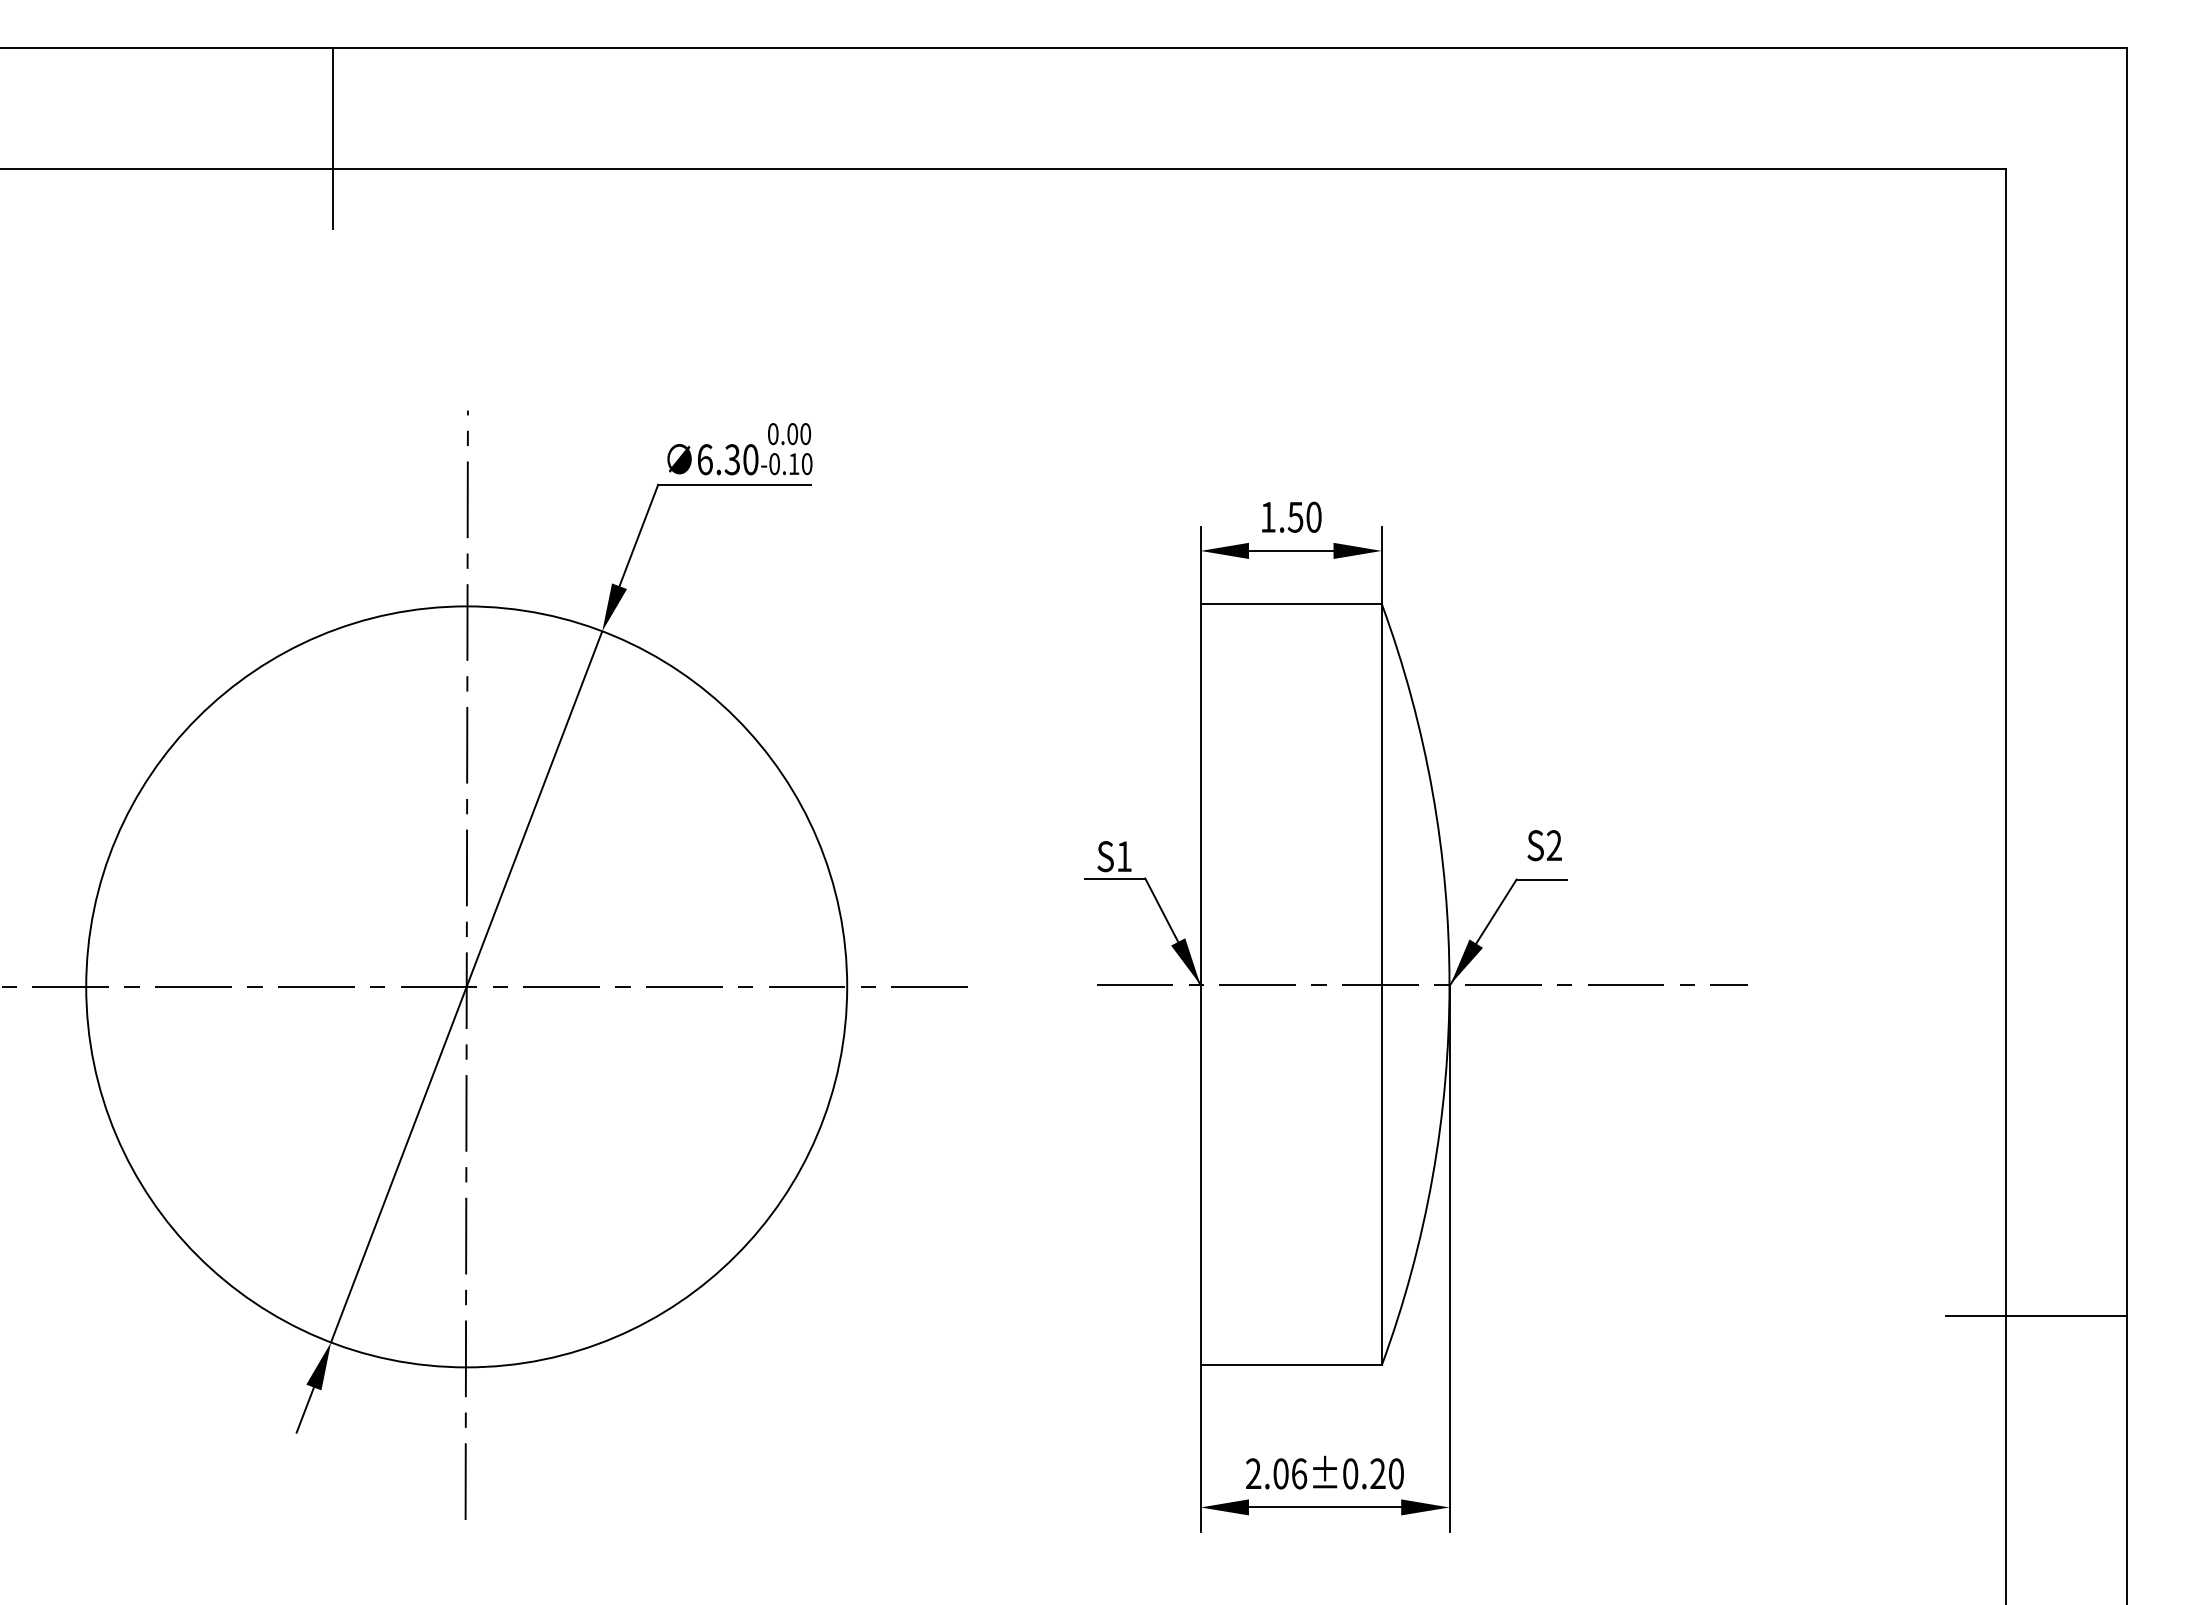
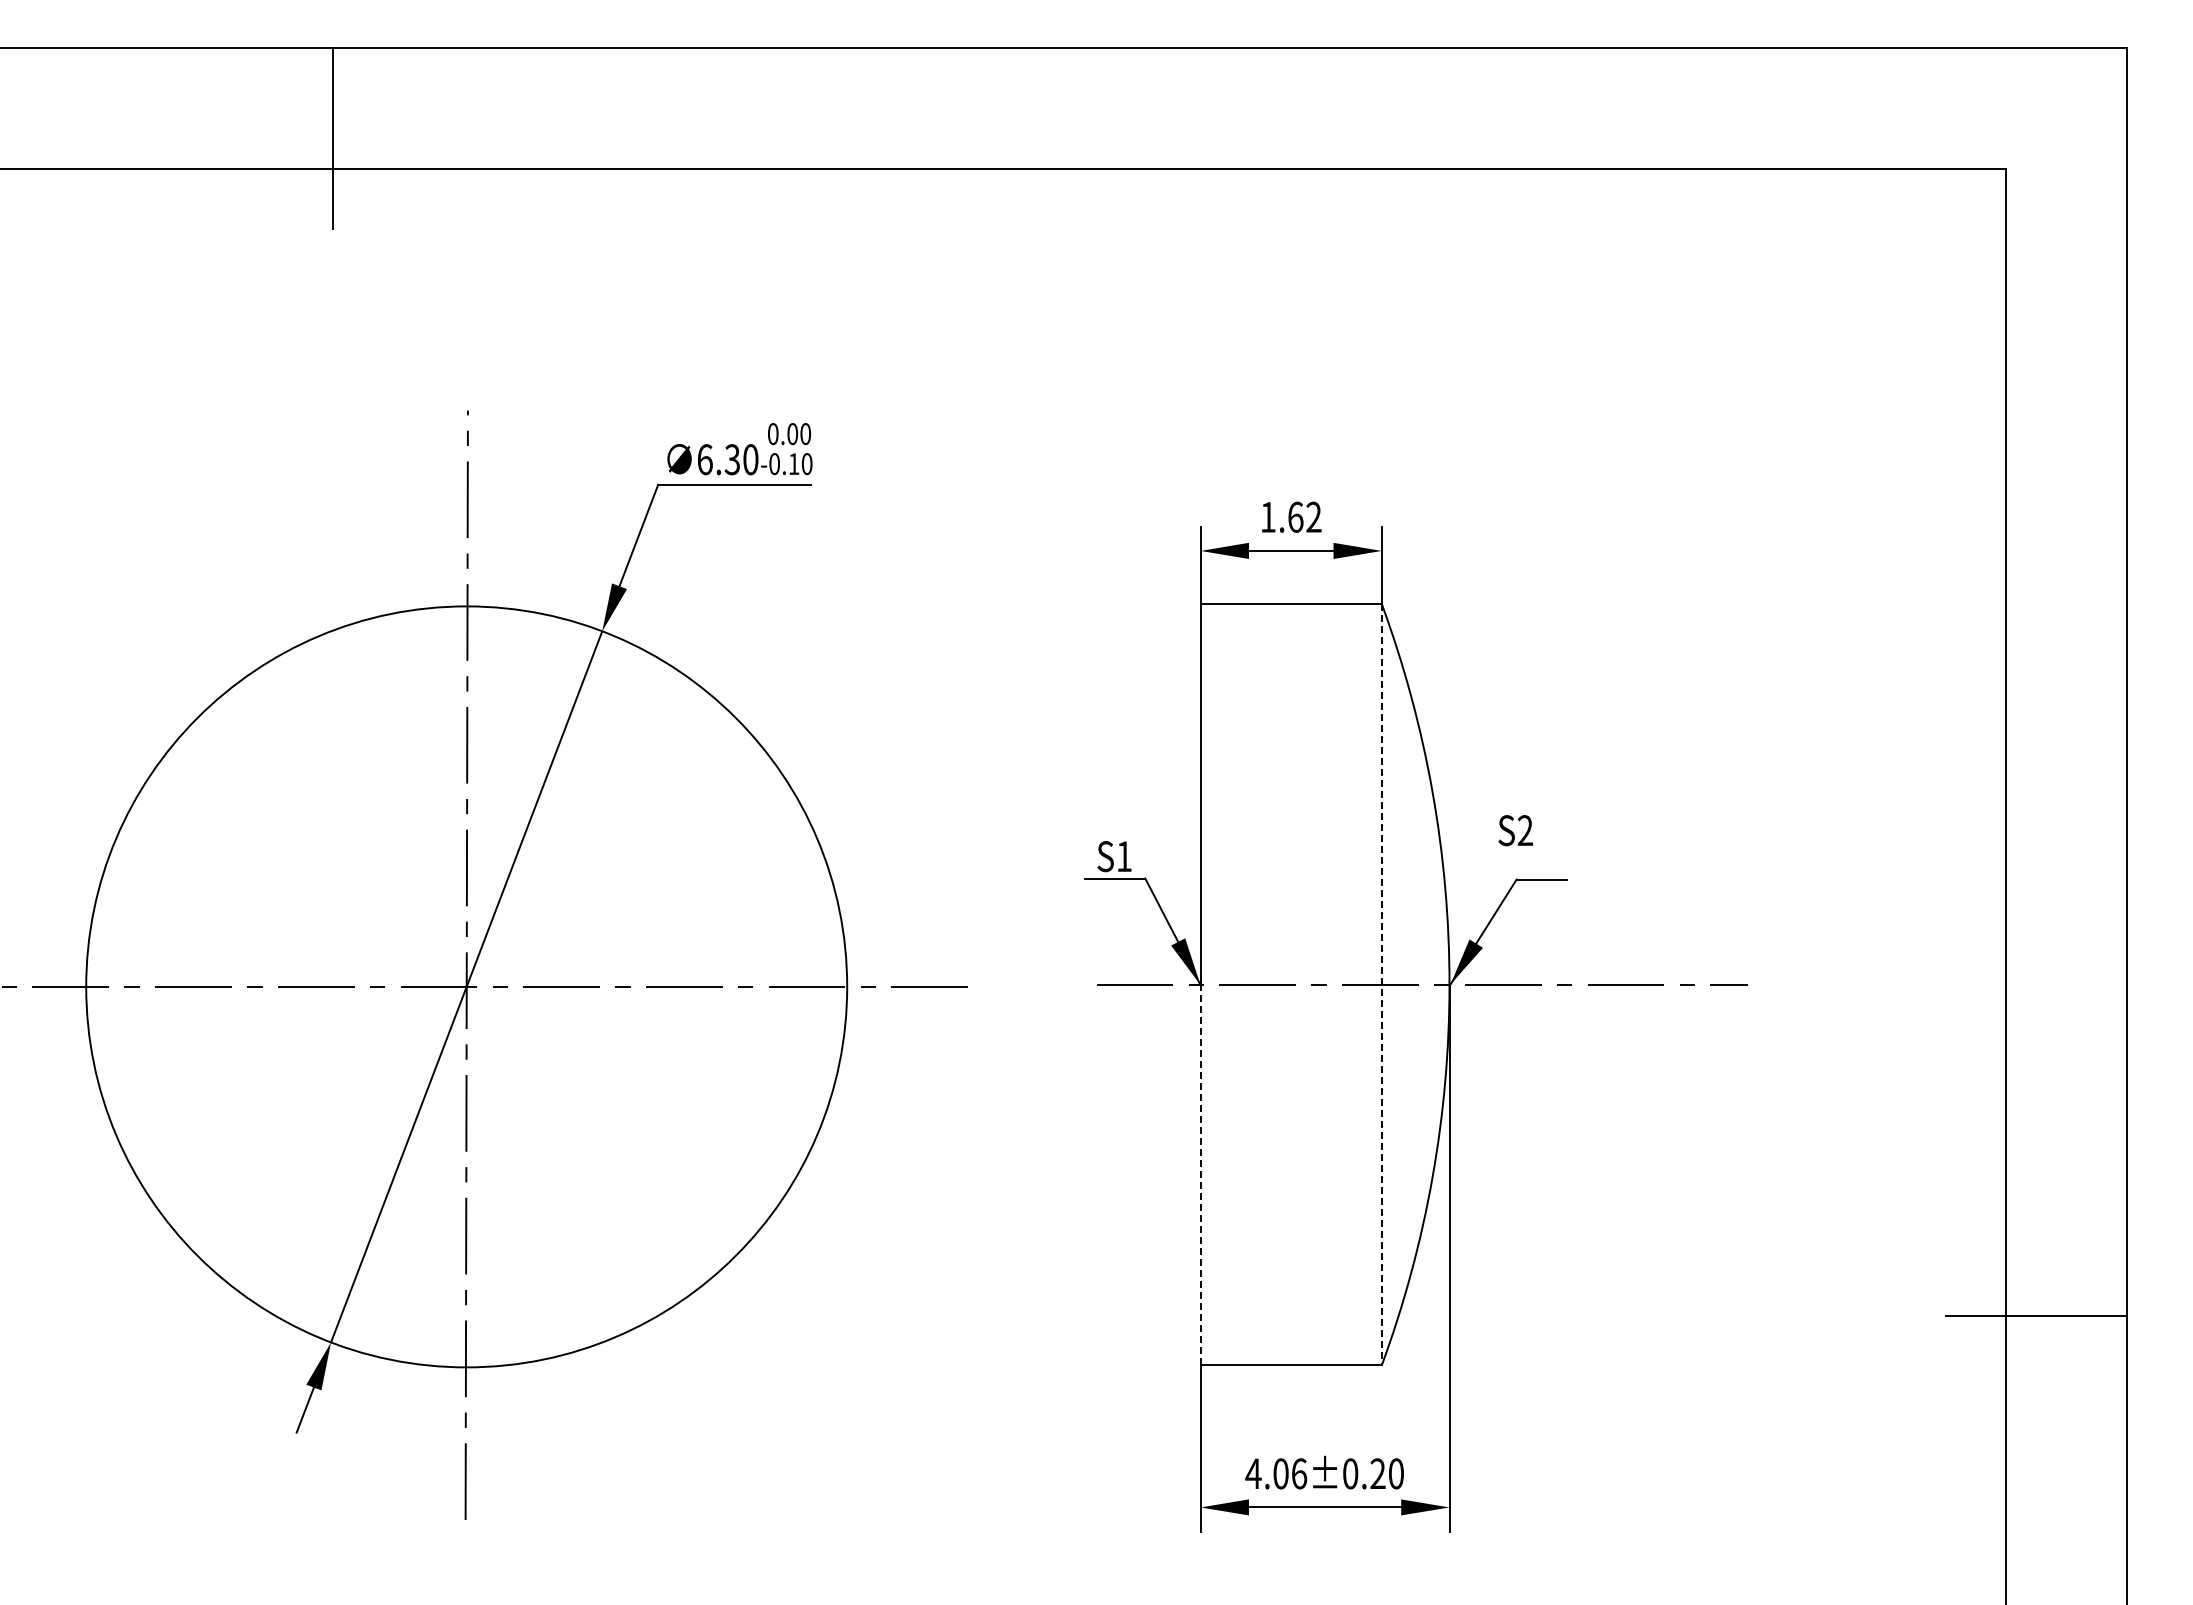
text: 1.50 -> 1.62 (1304, 516)
text position: (1544, 845) -> (1515, 830) (1515, 830)
line: solid -> dashed (1381, 985)
line: solid -> dashed (1200, 1174)
text: 2.06±0.20 -> 4.06±0.20 (1253, 1473)
